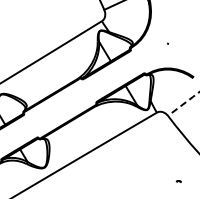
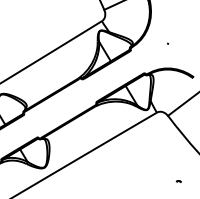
line: dashed -> solid (183, 103)
